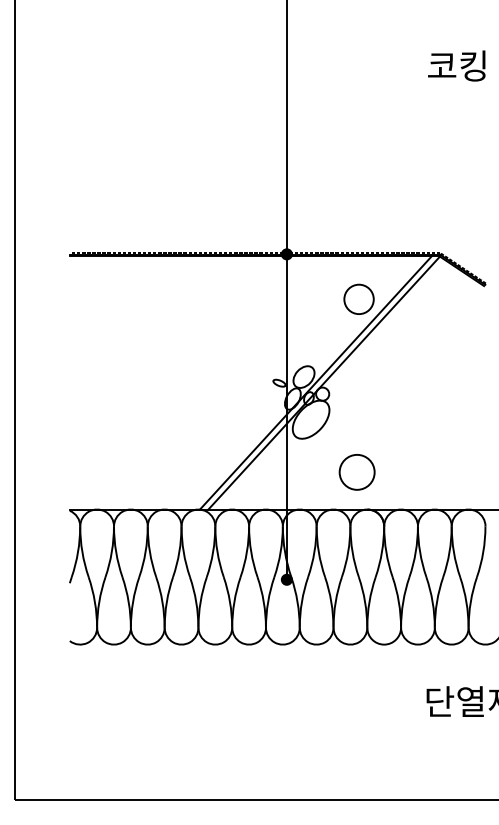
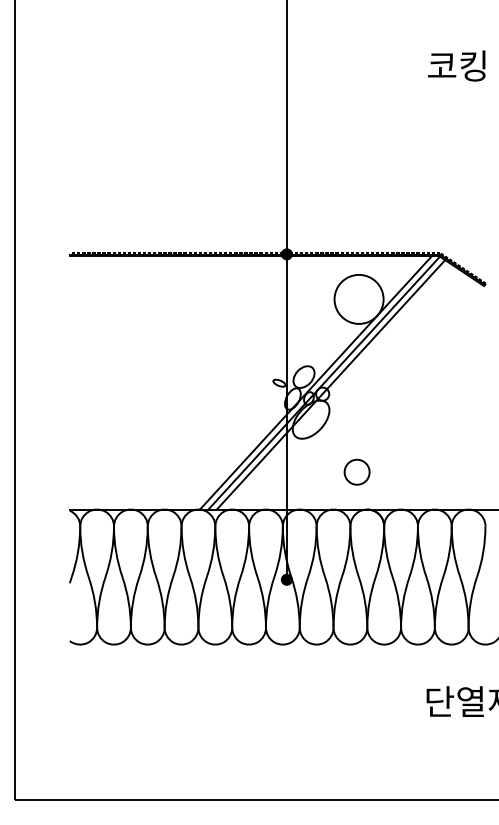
circle diameter: 29 px -> 49 px (358, 298)
line: none -> present (330, 384)
circle size: 38x37 px -> 28x28 px (356, 471)
